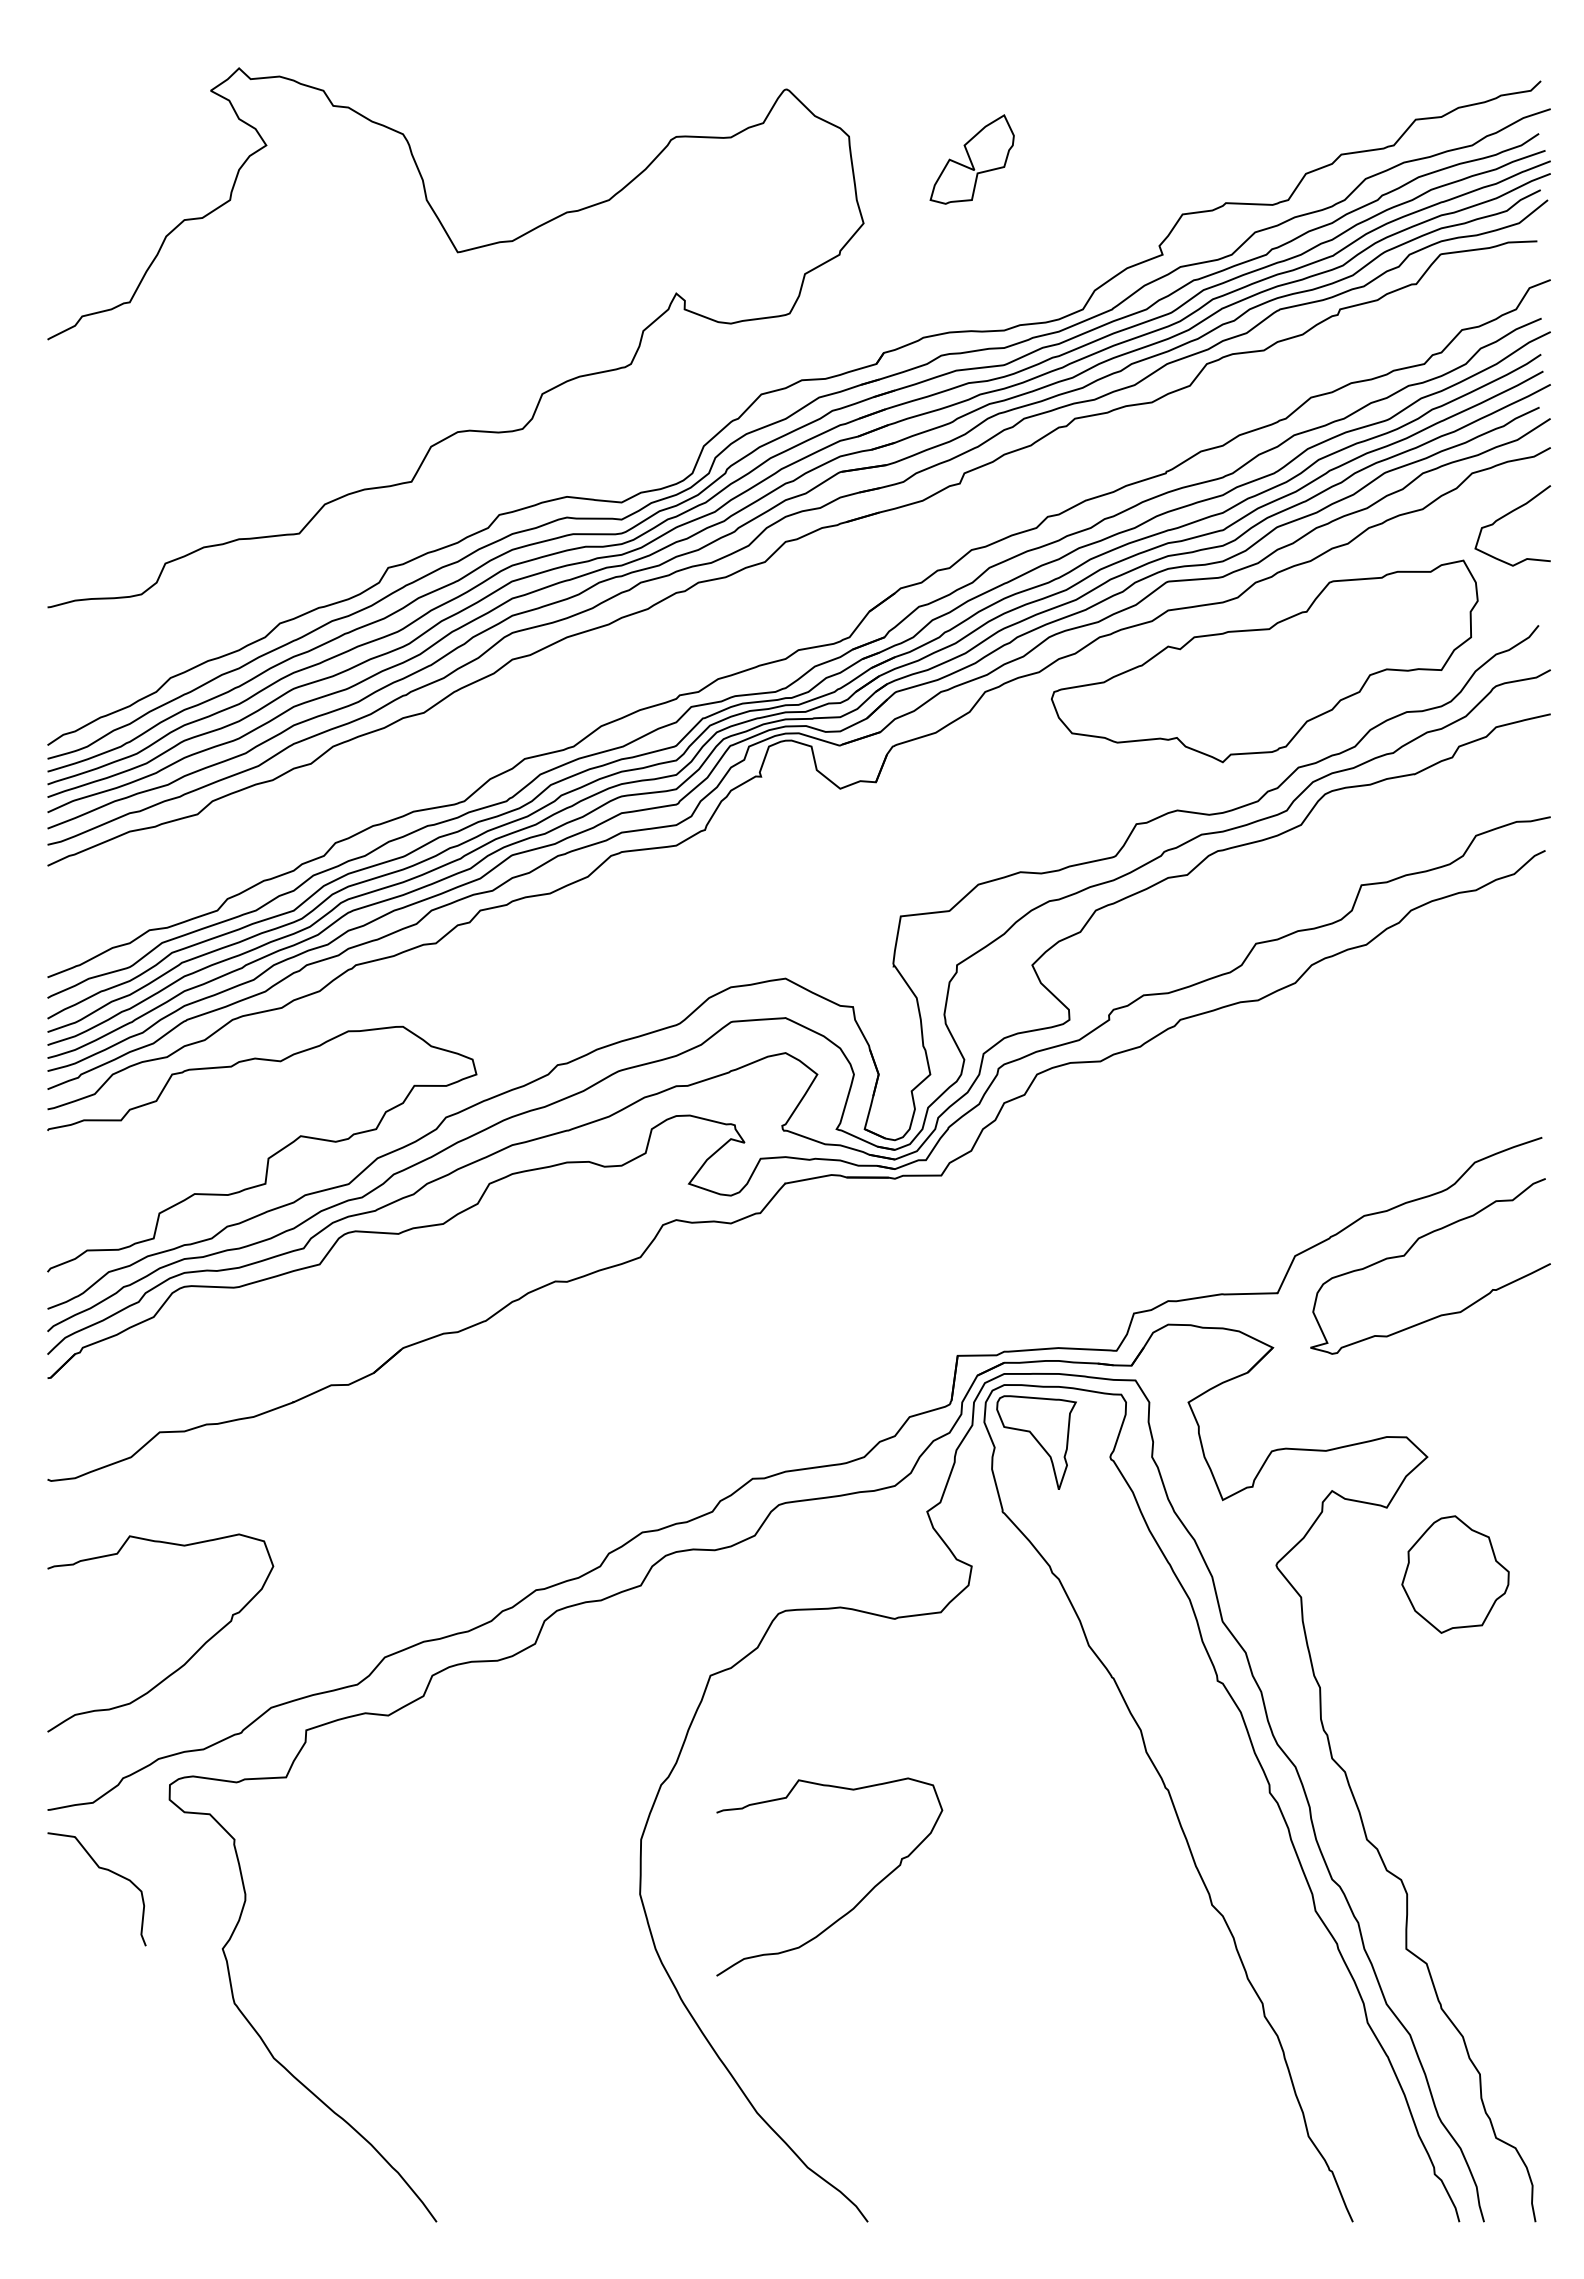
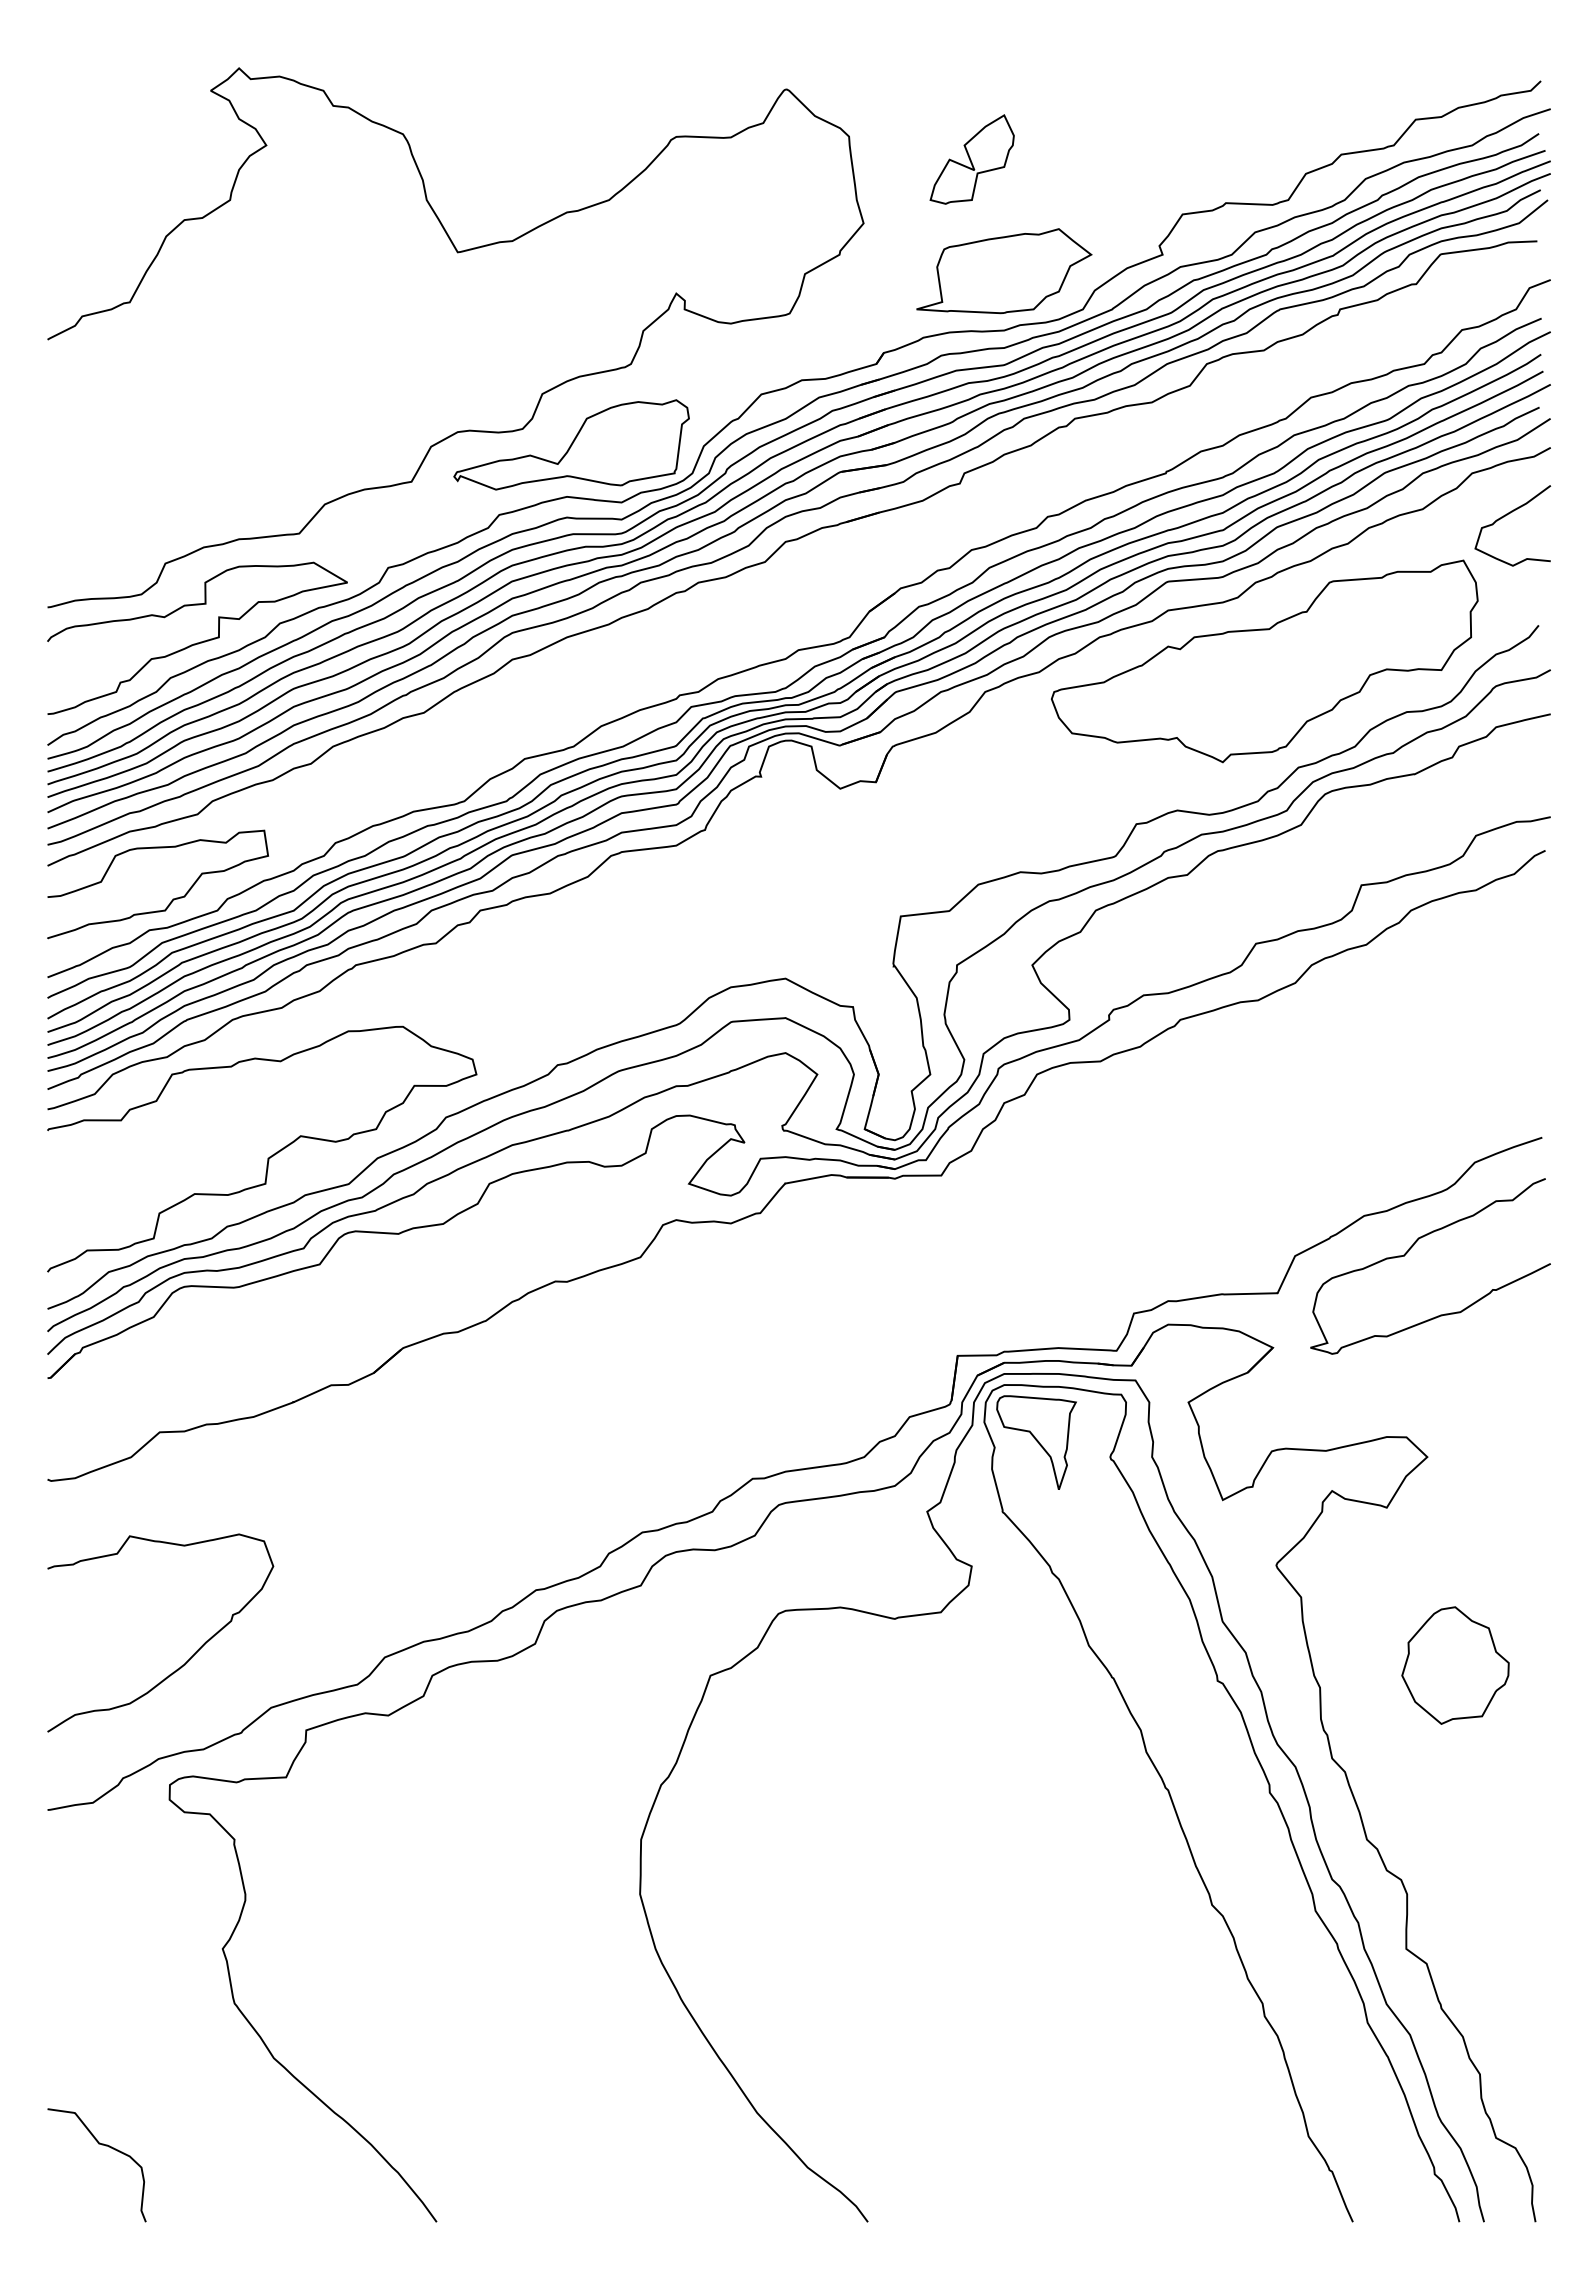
part: none -> present (1004, 271)
part: none -> present (571, 444)
curve: none -> present (200, 641)
curve: none -> present (173, 898)
part position: (1455, 1574) -> (1455, 1665) (1455, 1665)
curve position: (102, 1869) -> (102, 2145) (102, 2145)
curve: present -> none (857, 1903)
